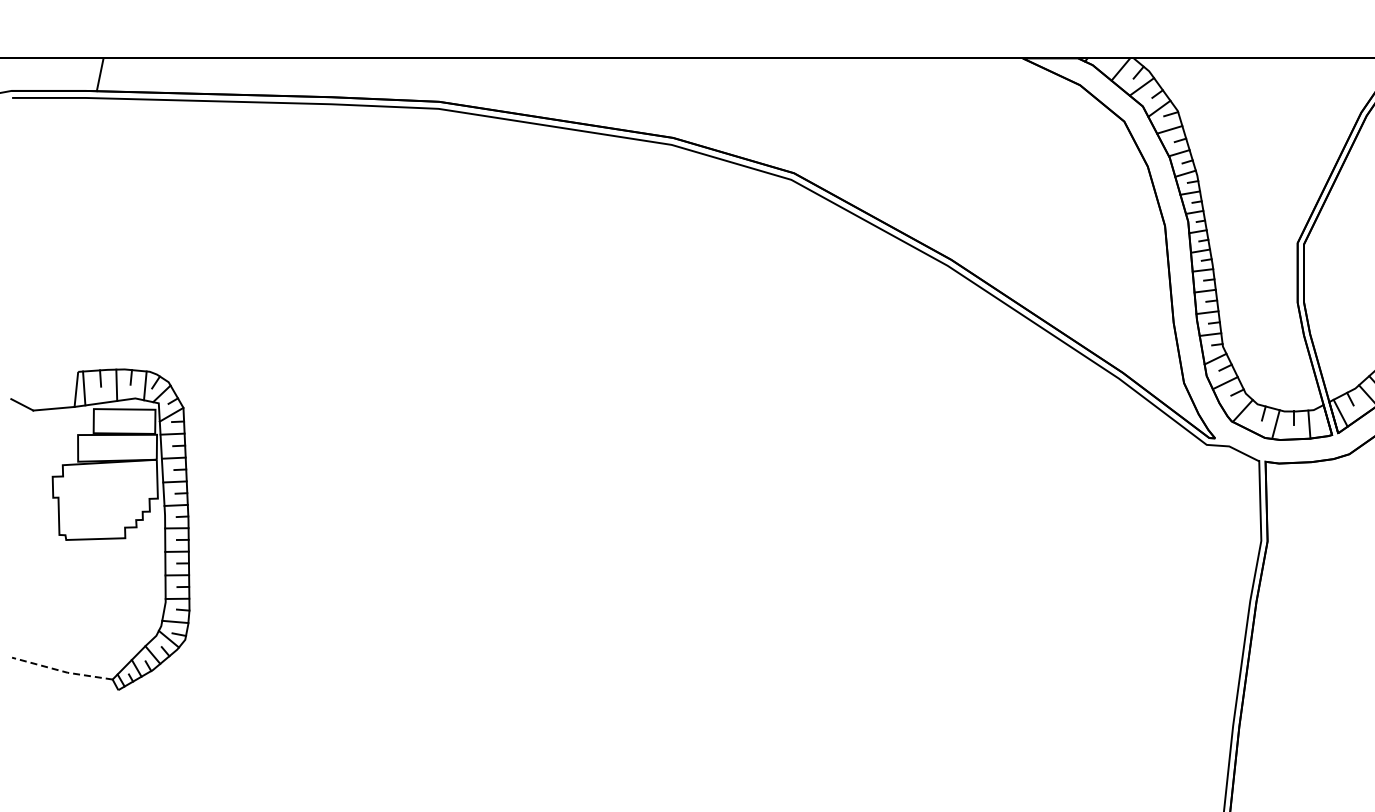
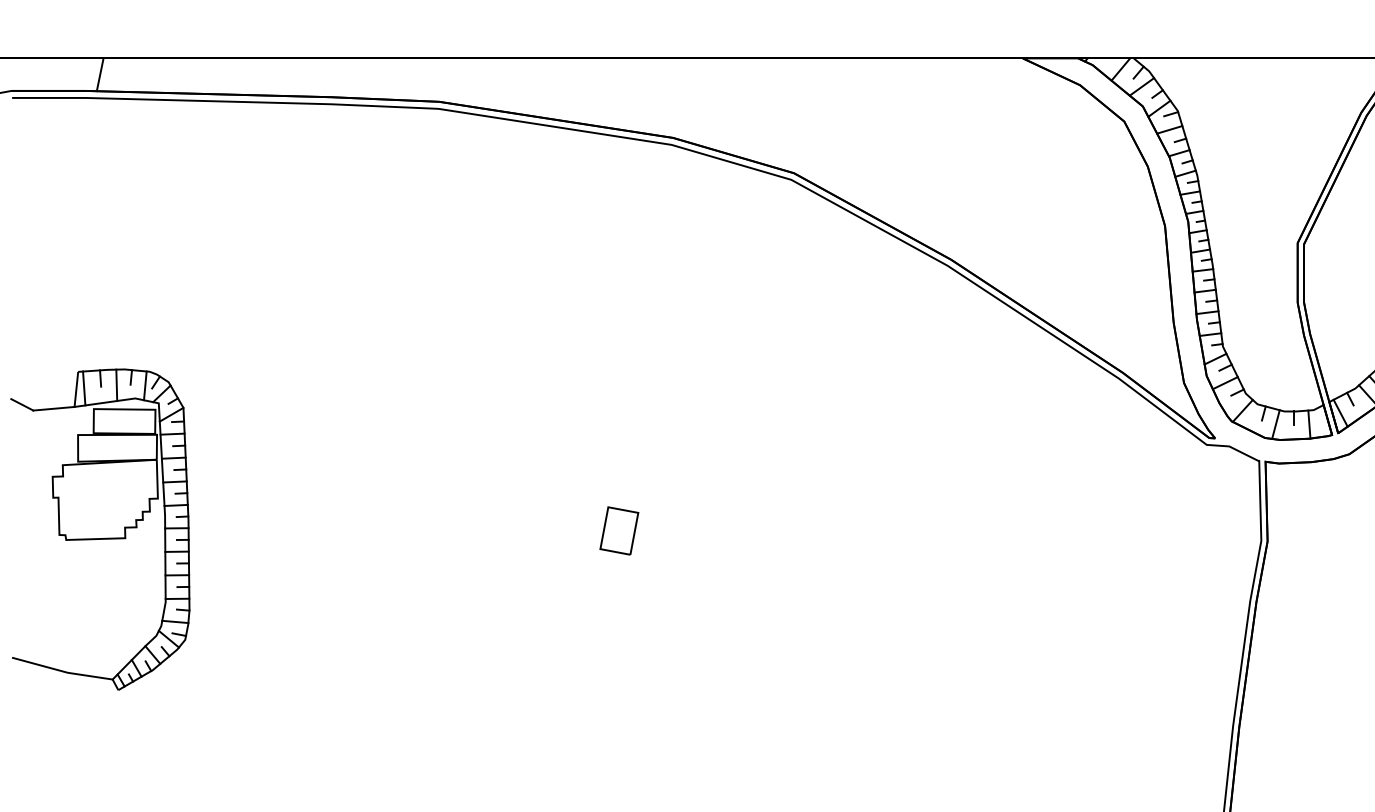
part: none -> present (619, 530)
line: dashed -> solid (62, 671)
